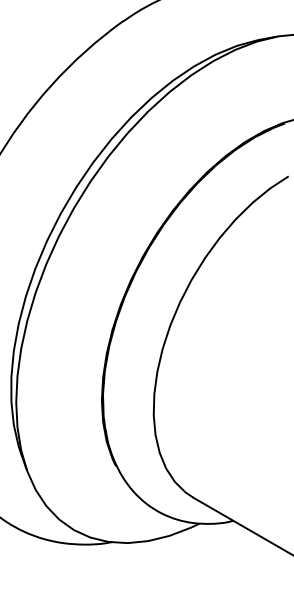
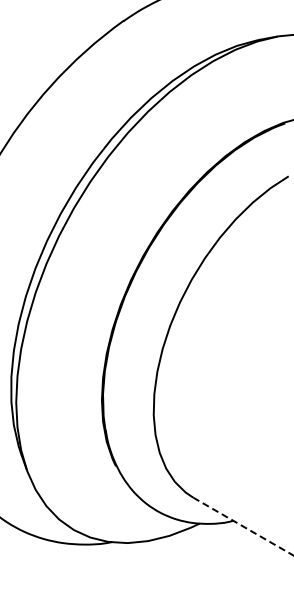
line: solid -> dashed (243, 526)
